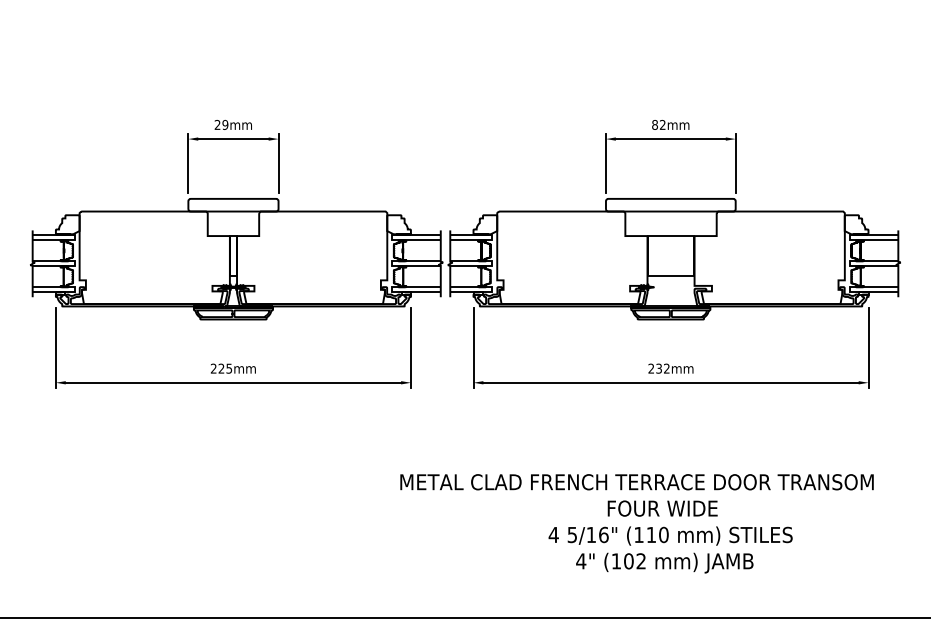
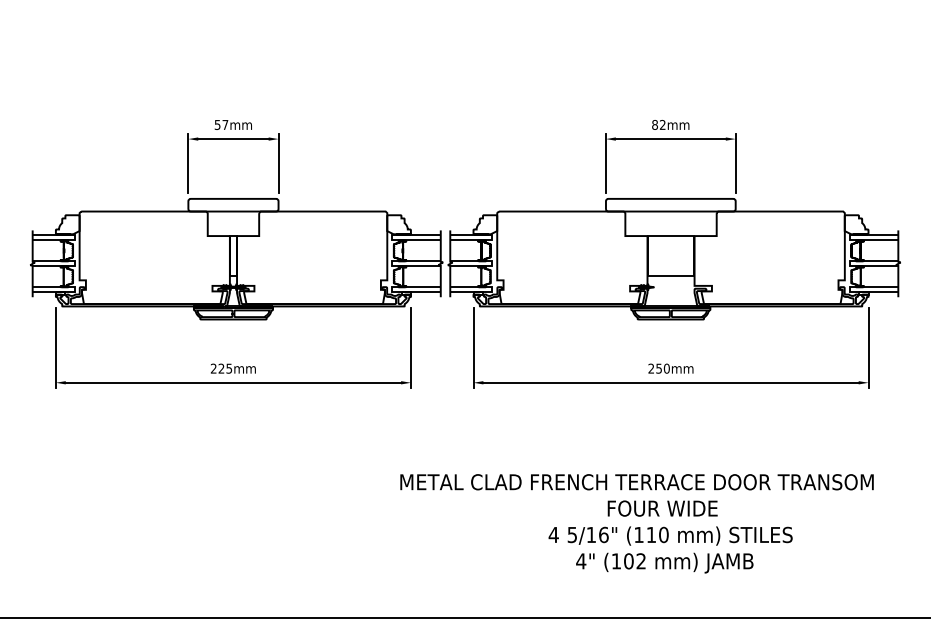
text: 29mm -> 57mm (221, 124)
text: 232mm -> 250mm (662, 368)
